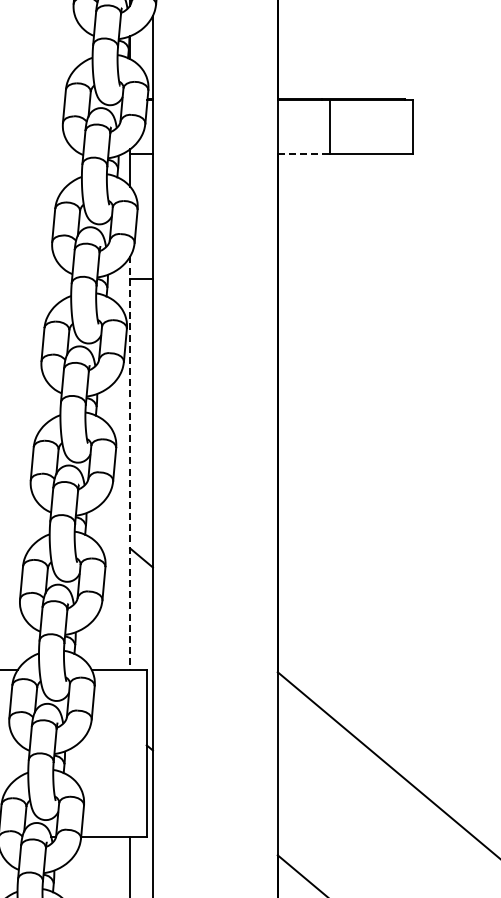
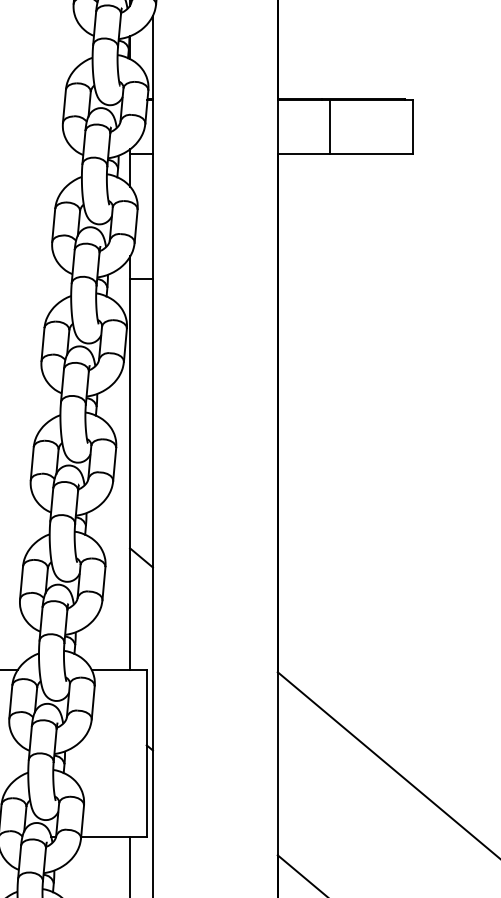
line: dashed -> solid (304, 154)
line: dashed -> solid (130, 463)
